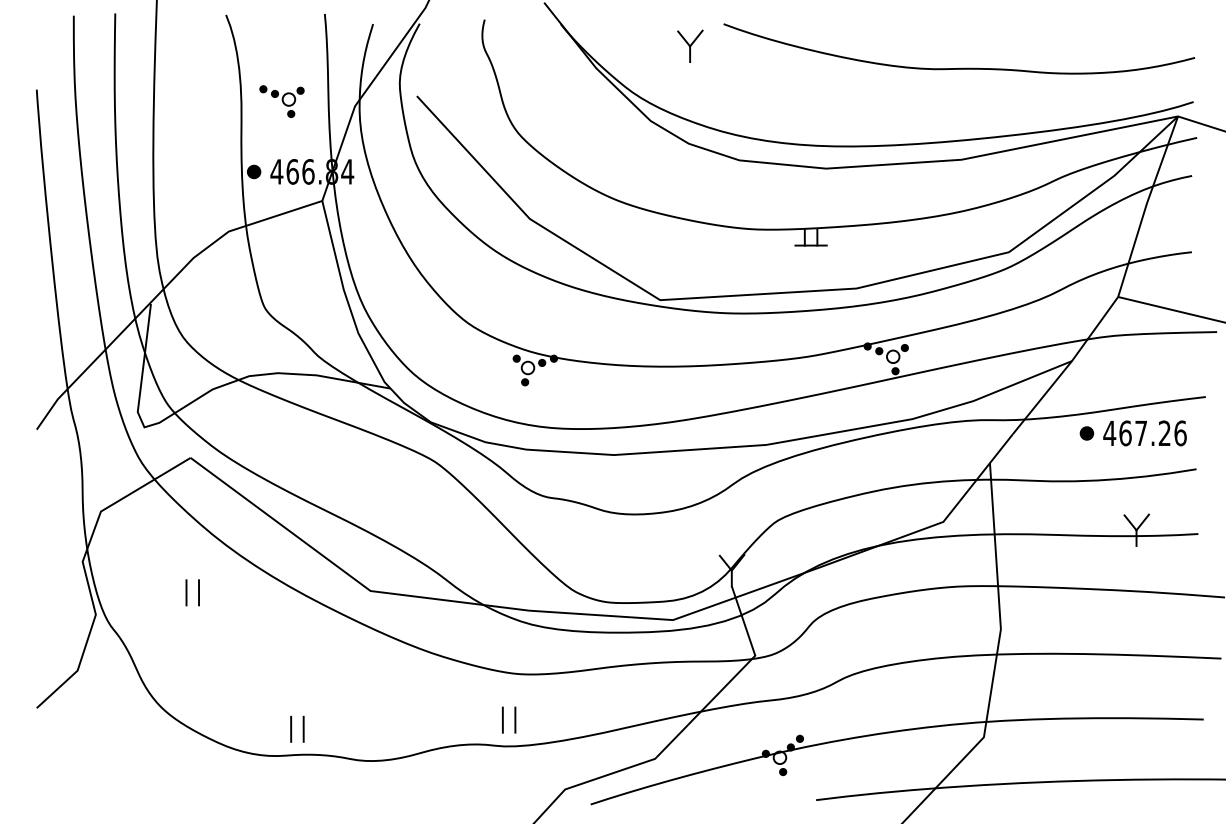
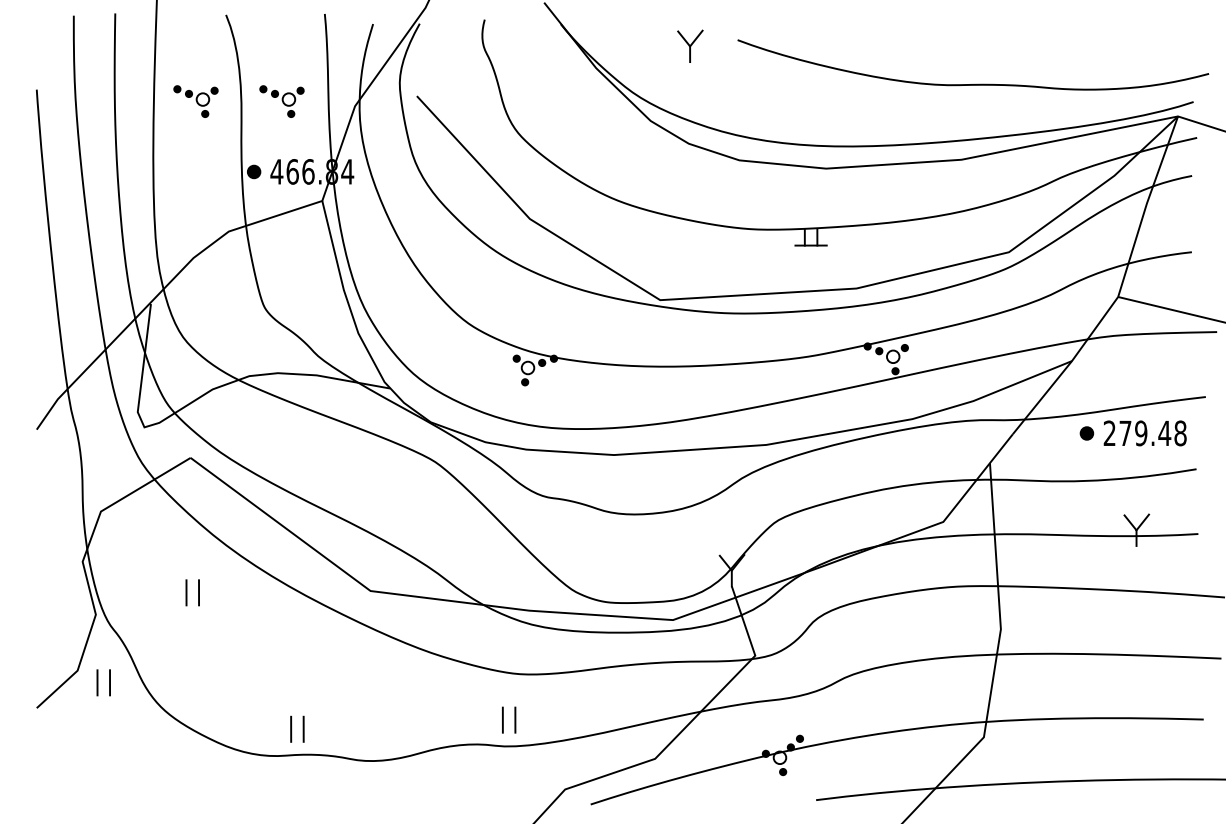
curve position: (962, 67) -> (976, 83) (976, 83)
part: none -> present (195, 101)
text: 467.26 -> 279.48 (1144, 433)
part: none -> present (103, 682)
